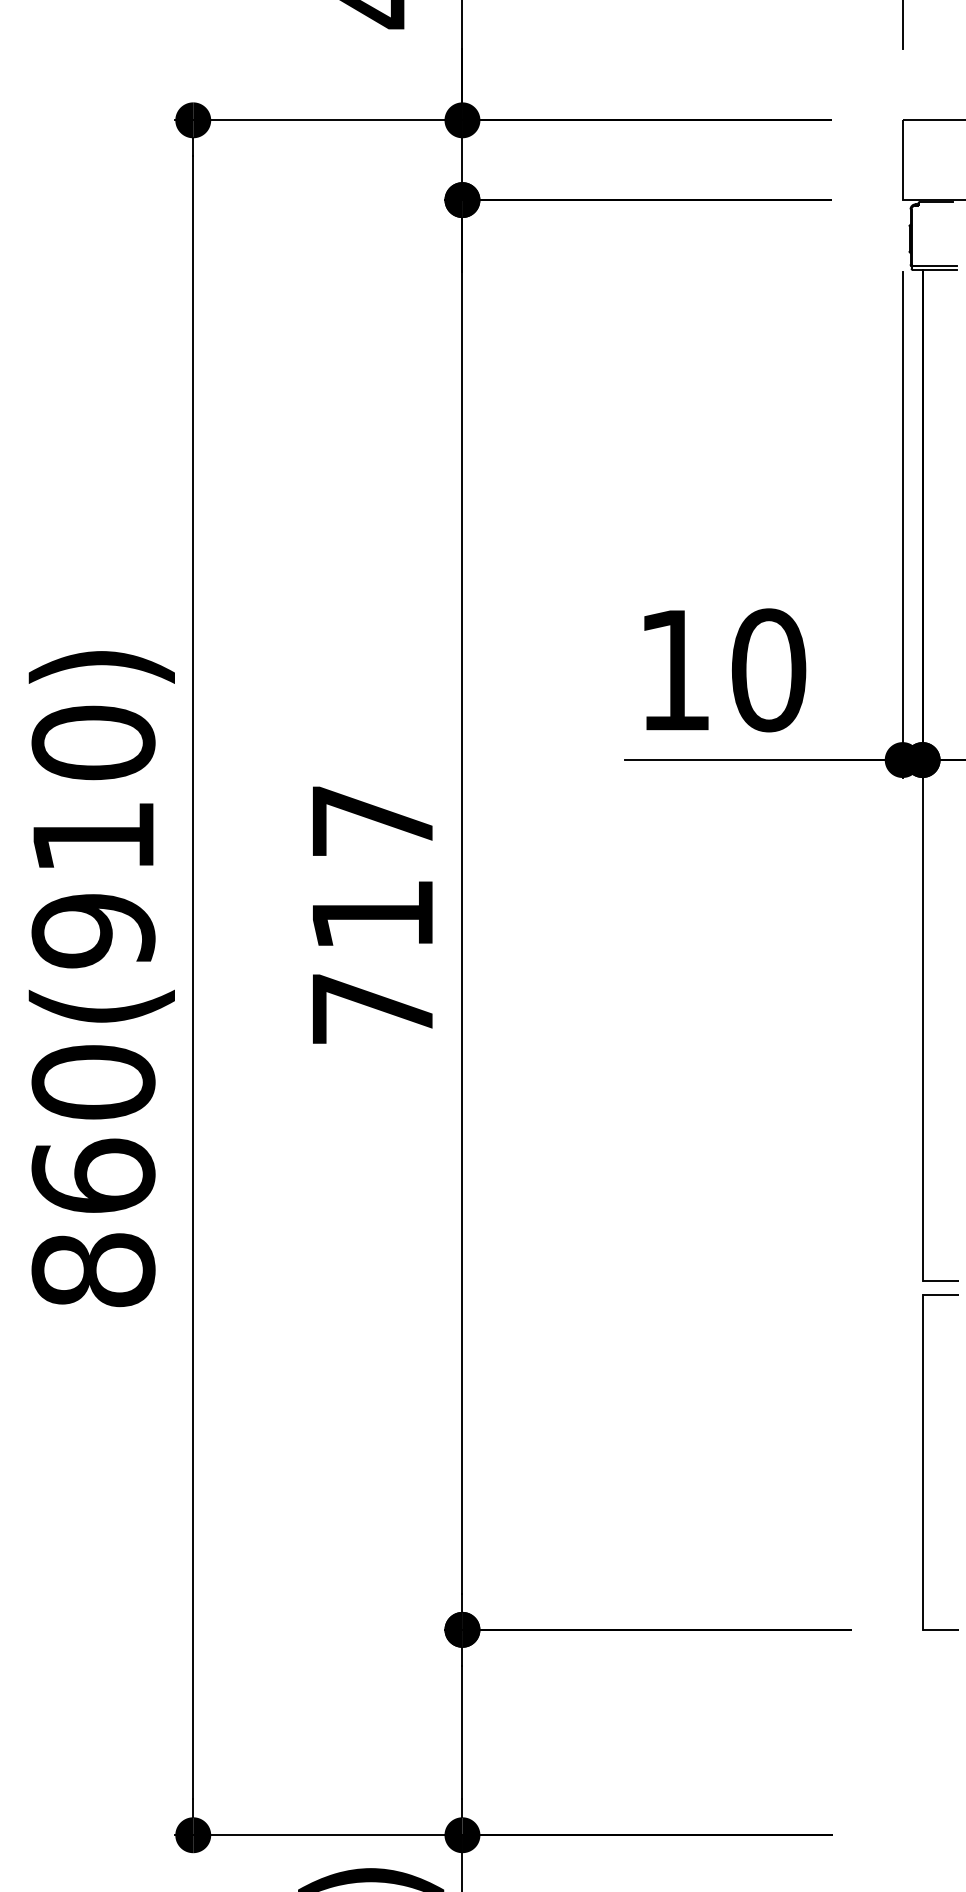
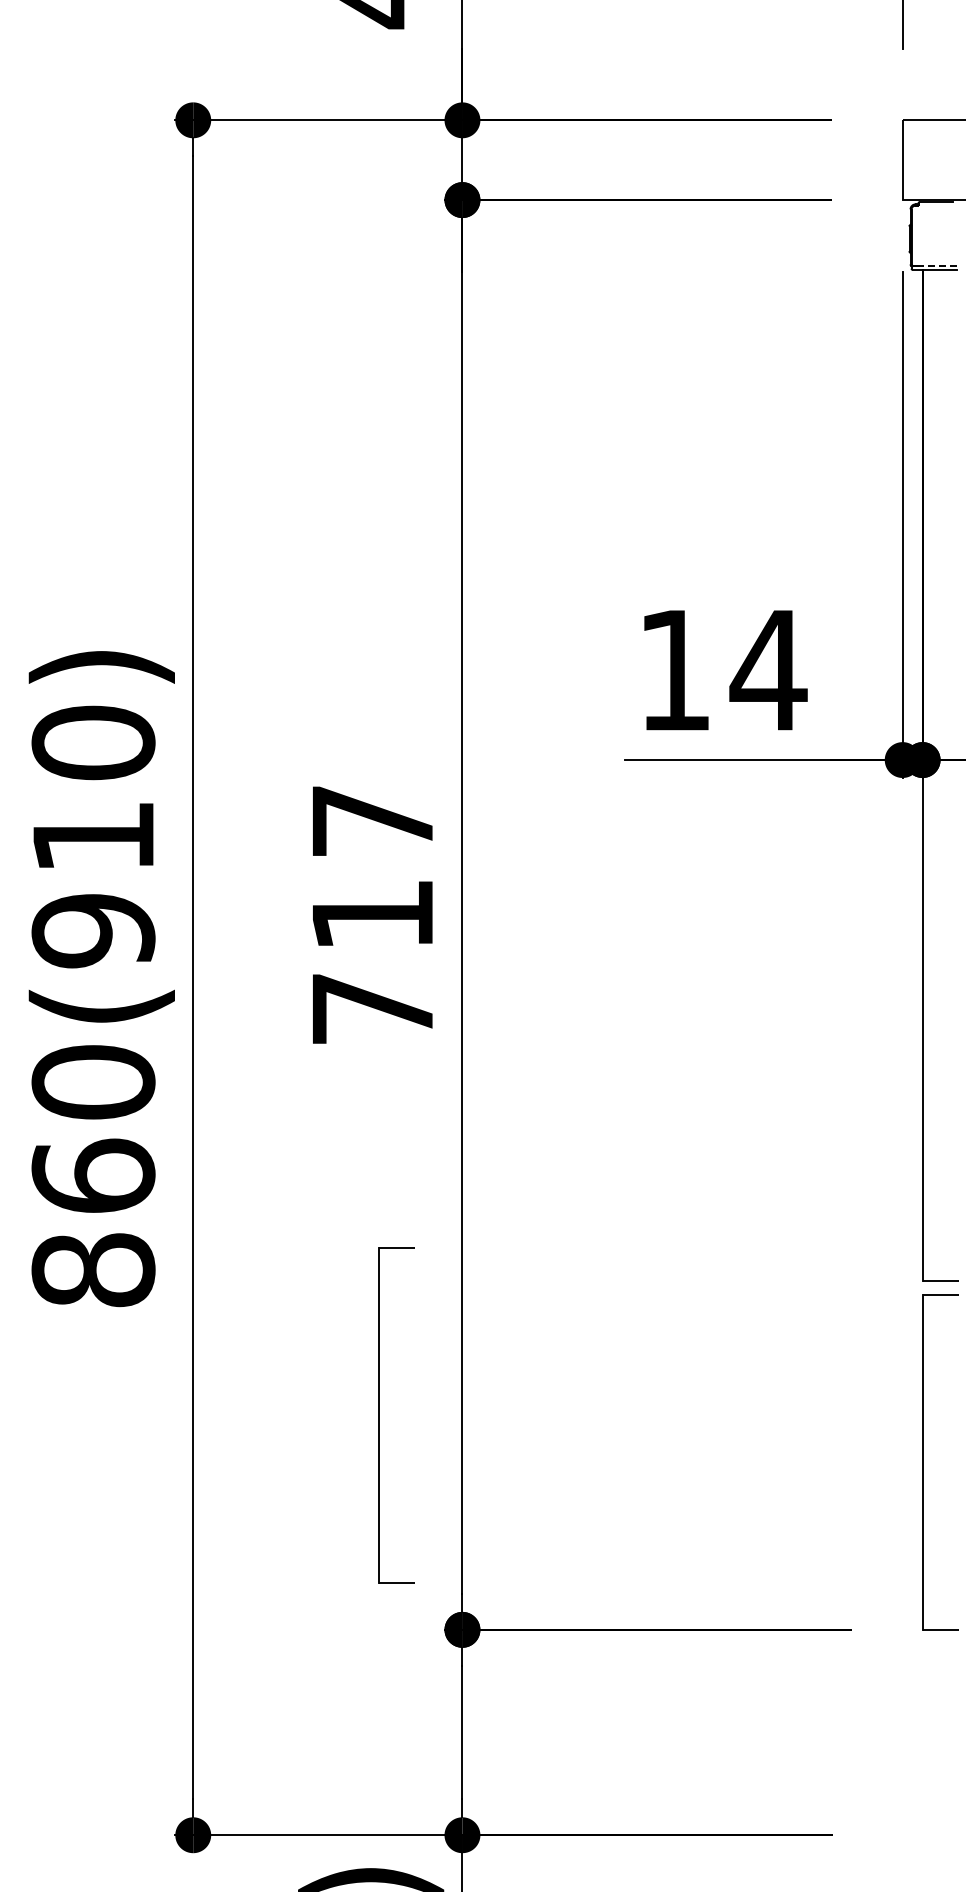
line: solid -> dashed (937, 265)
text: 10 -> 14 (768, 670)
part: none -> present (379, 1415)
